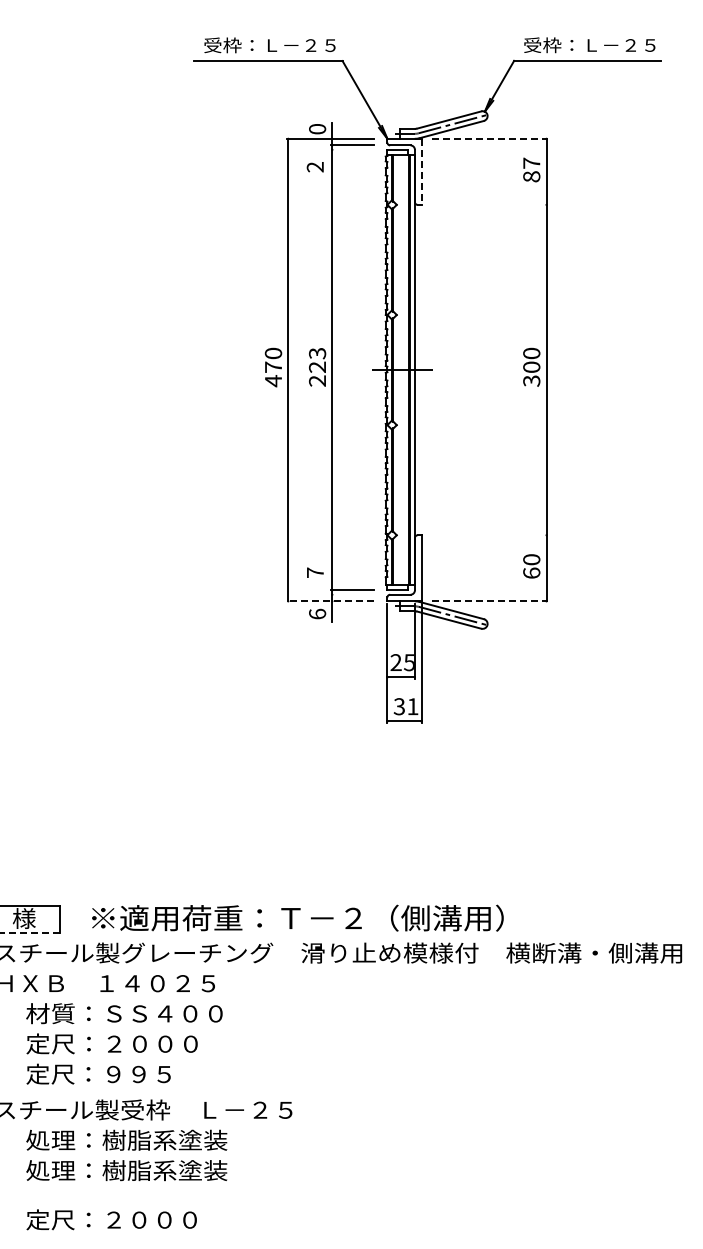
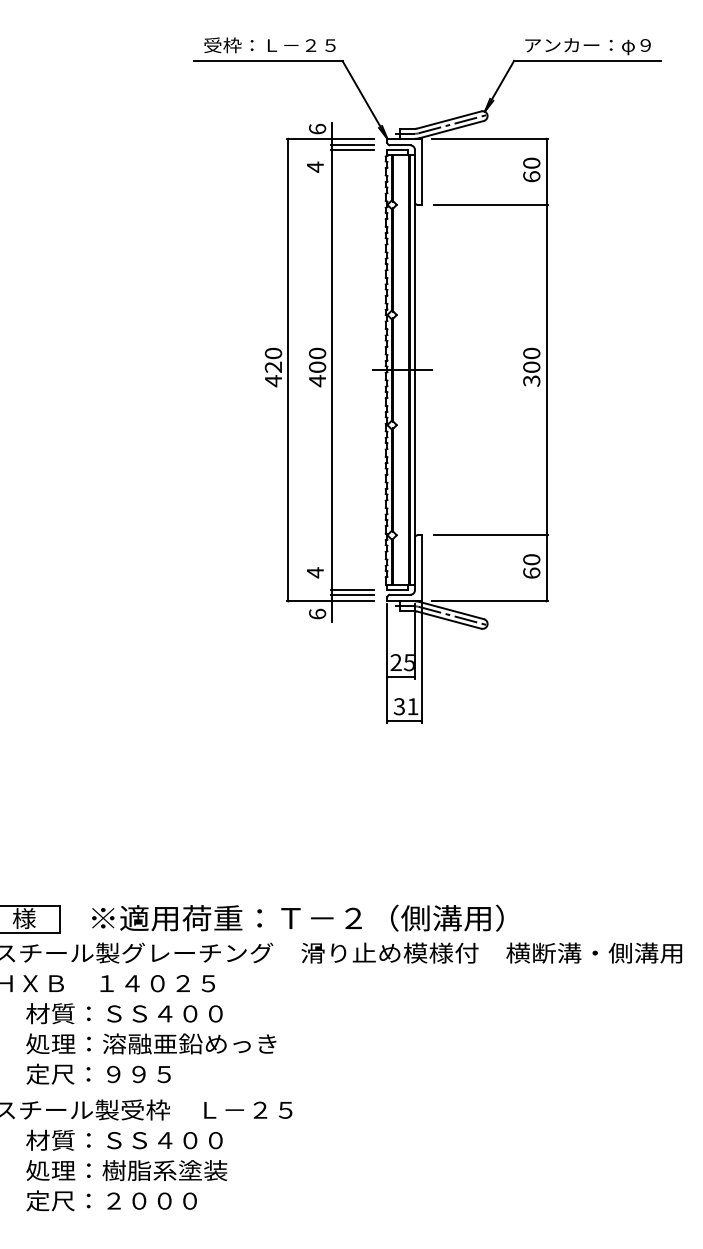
text: 受枠：Ｌ－２５ -> アンカー：φ９ (589, 46)
text: 0 -> 6 (317, 128)
line: dashed -> solid (490, 138)
line: none -> present (351, 149)
text: 2 -> 4 (314, 166)
text: 87 -> 60 (531, 169)
line: dashed -> solid (421, 172)
line: none -> present (490, 204)
text: 470 -> 420 (272, 366)
text: 223 -> 400 (317, 367)
line: none -> present (490, 535)
text: 7 -> 4 (315, 572)
line: none -> present (351, 594)
line: dashed -> solid (329, 601)
line: dashed -> solid (490, 601)
line: dashed -> solid (30, 933)
text: 定尺：２０００ -> 処理：溶融亜鉛めっき (151, 1043)
text: 処理：樹脂系塗装 -> 材質：ＳＳ４００ (126, 1139)
text position: (111, 1219) -> (111, 1200) (111, 1200)
